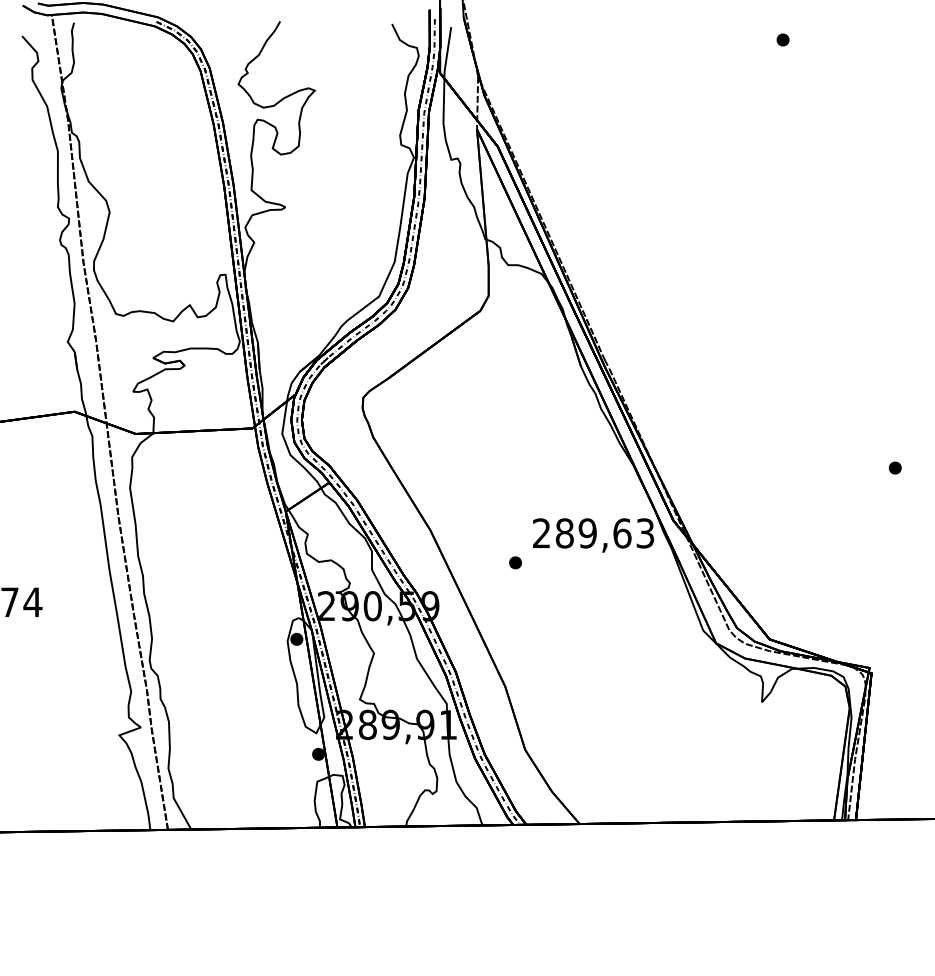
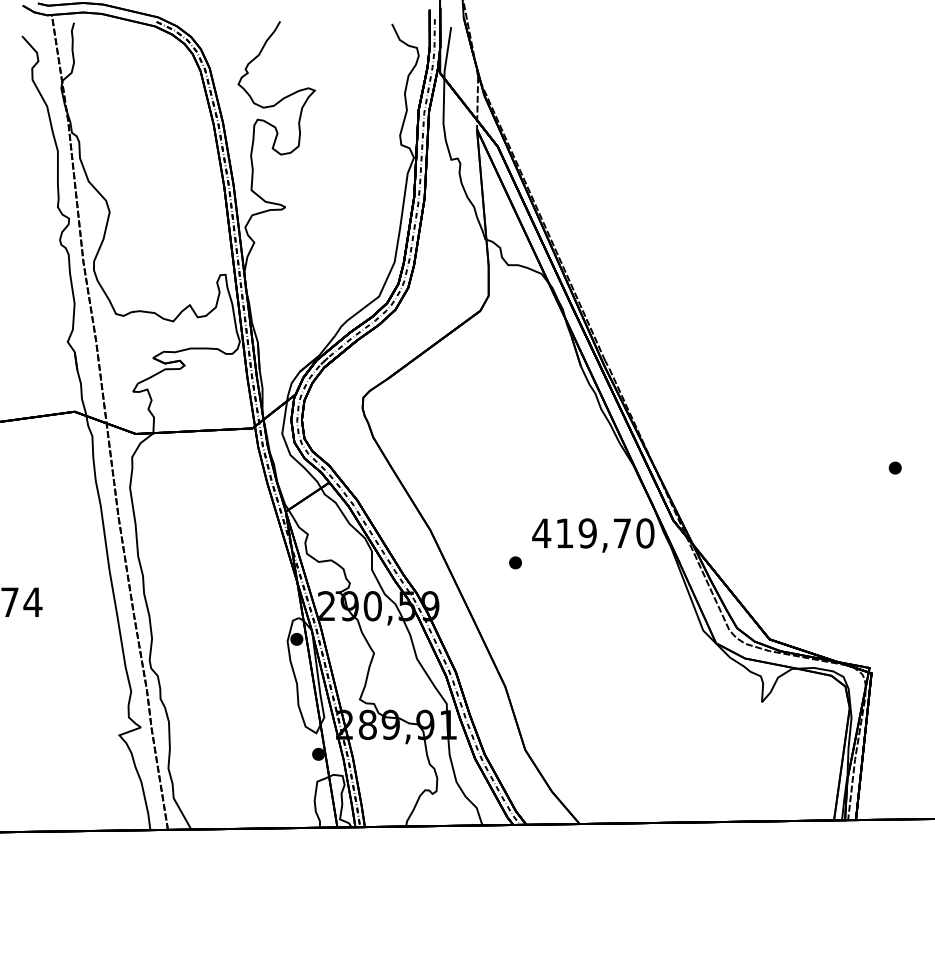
part: present -> none (782, 39)
text: 289,63 -> 419,70 (593, 533)
